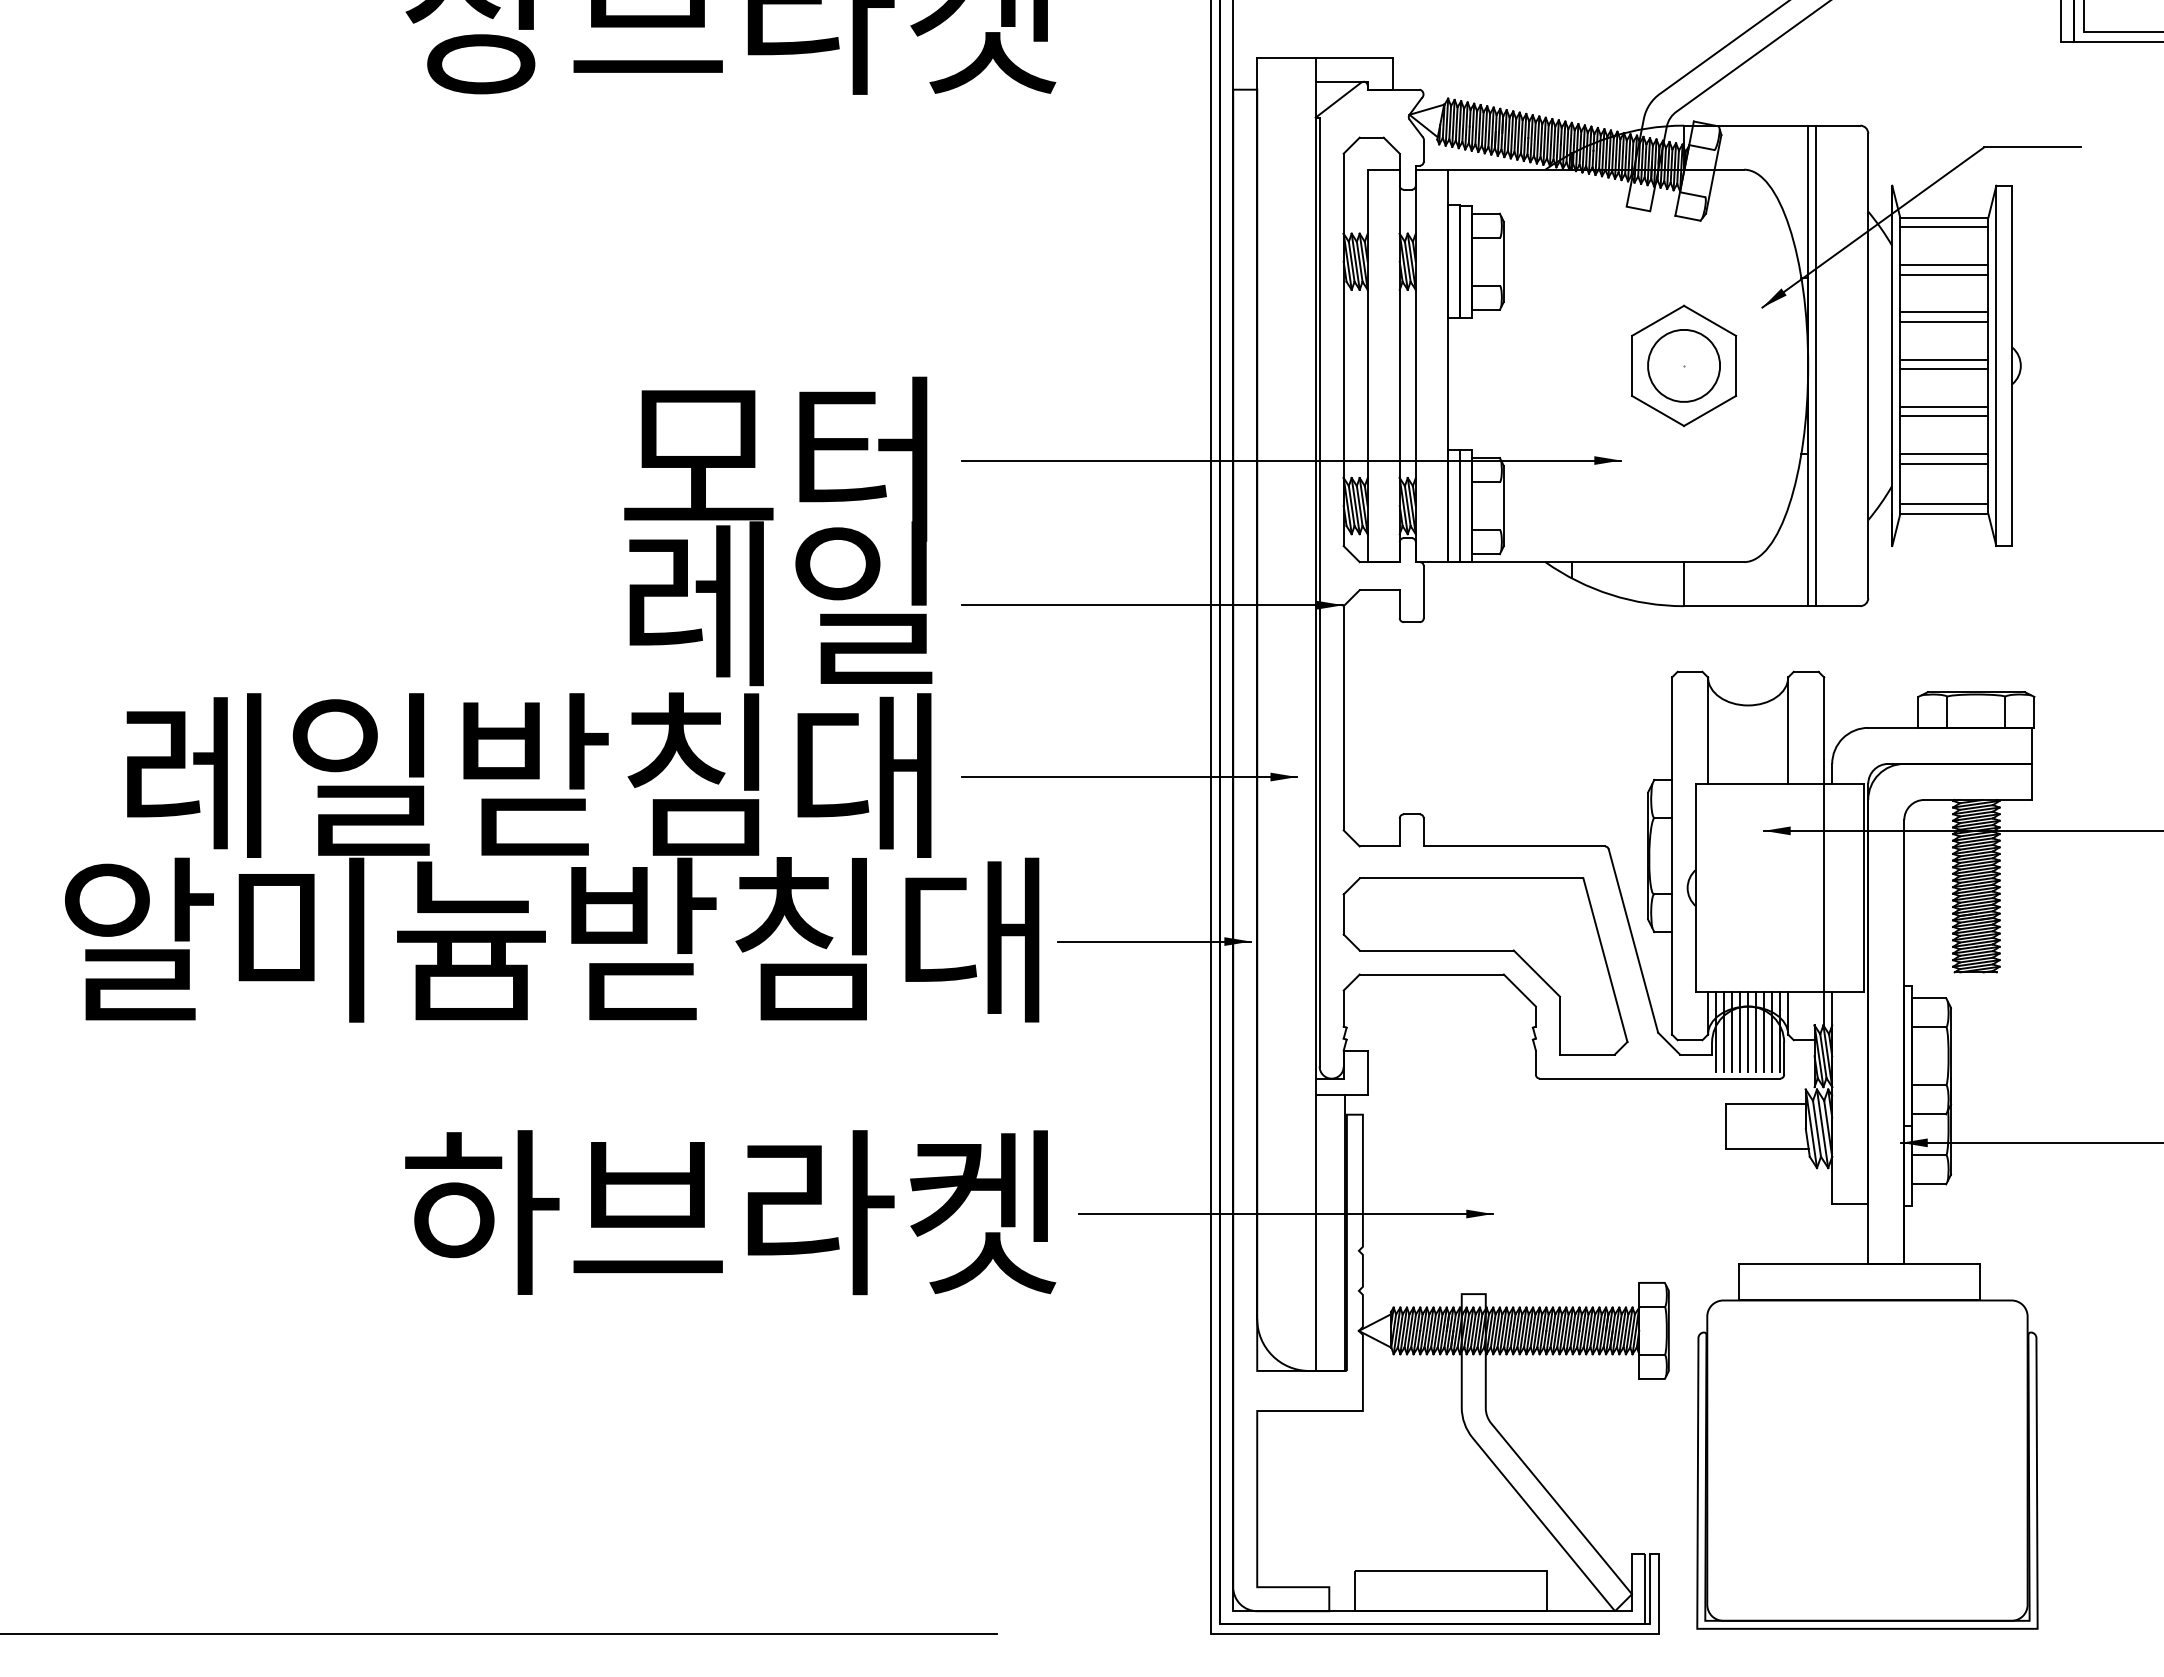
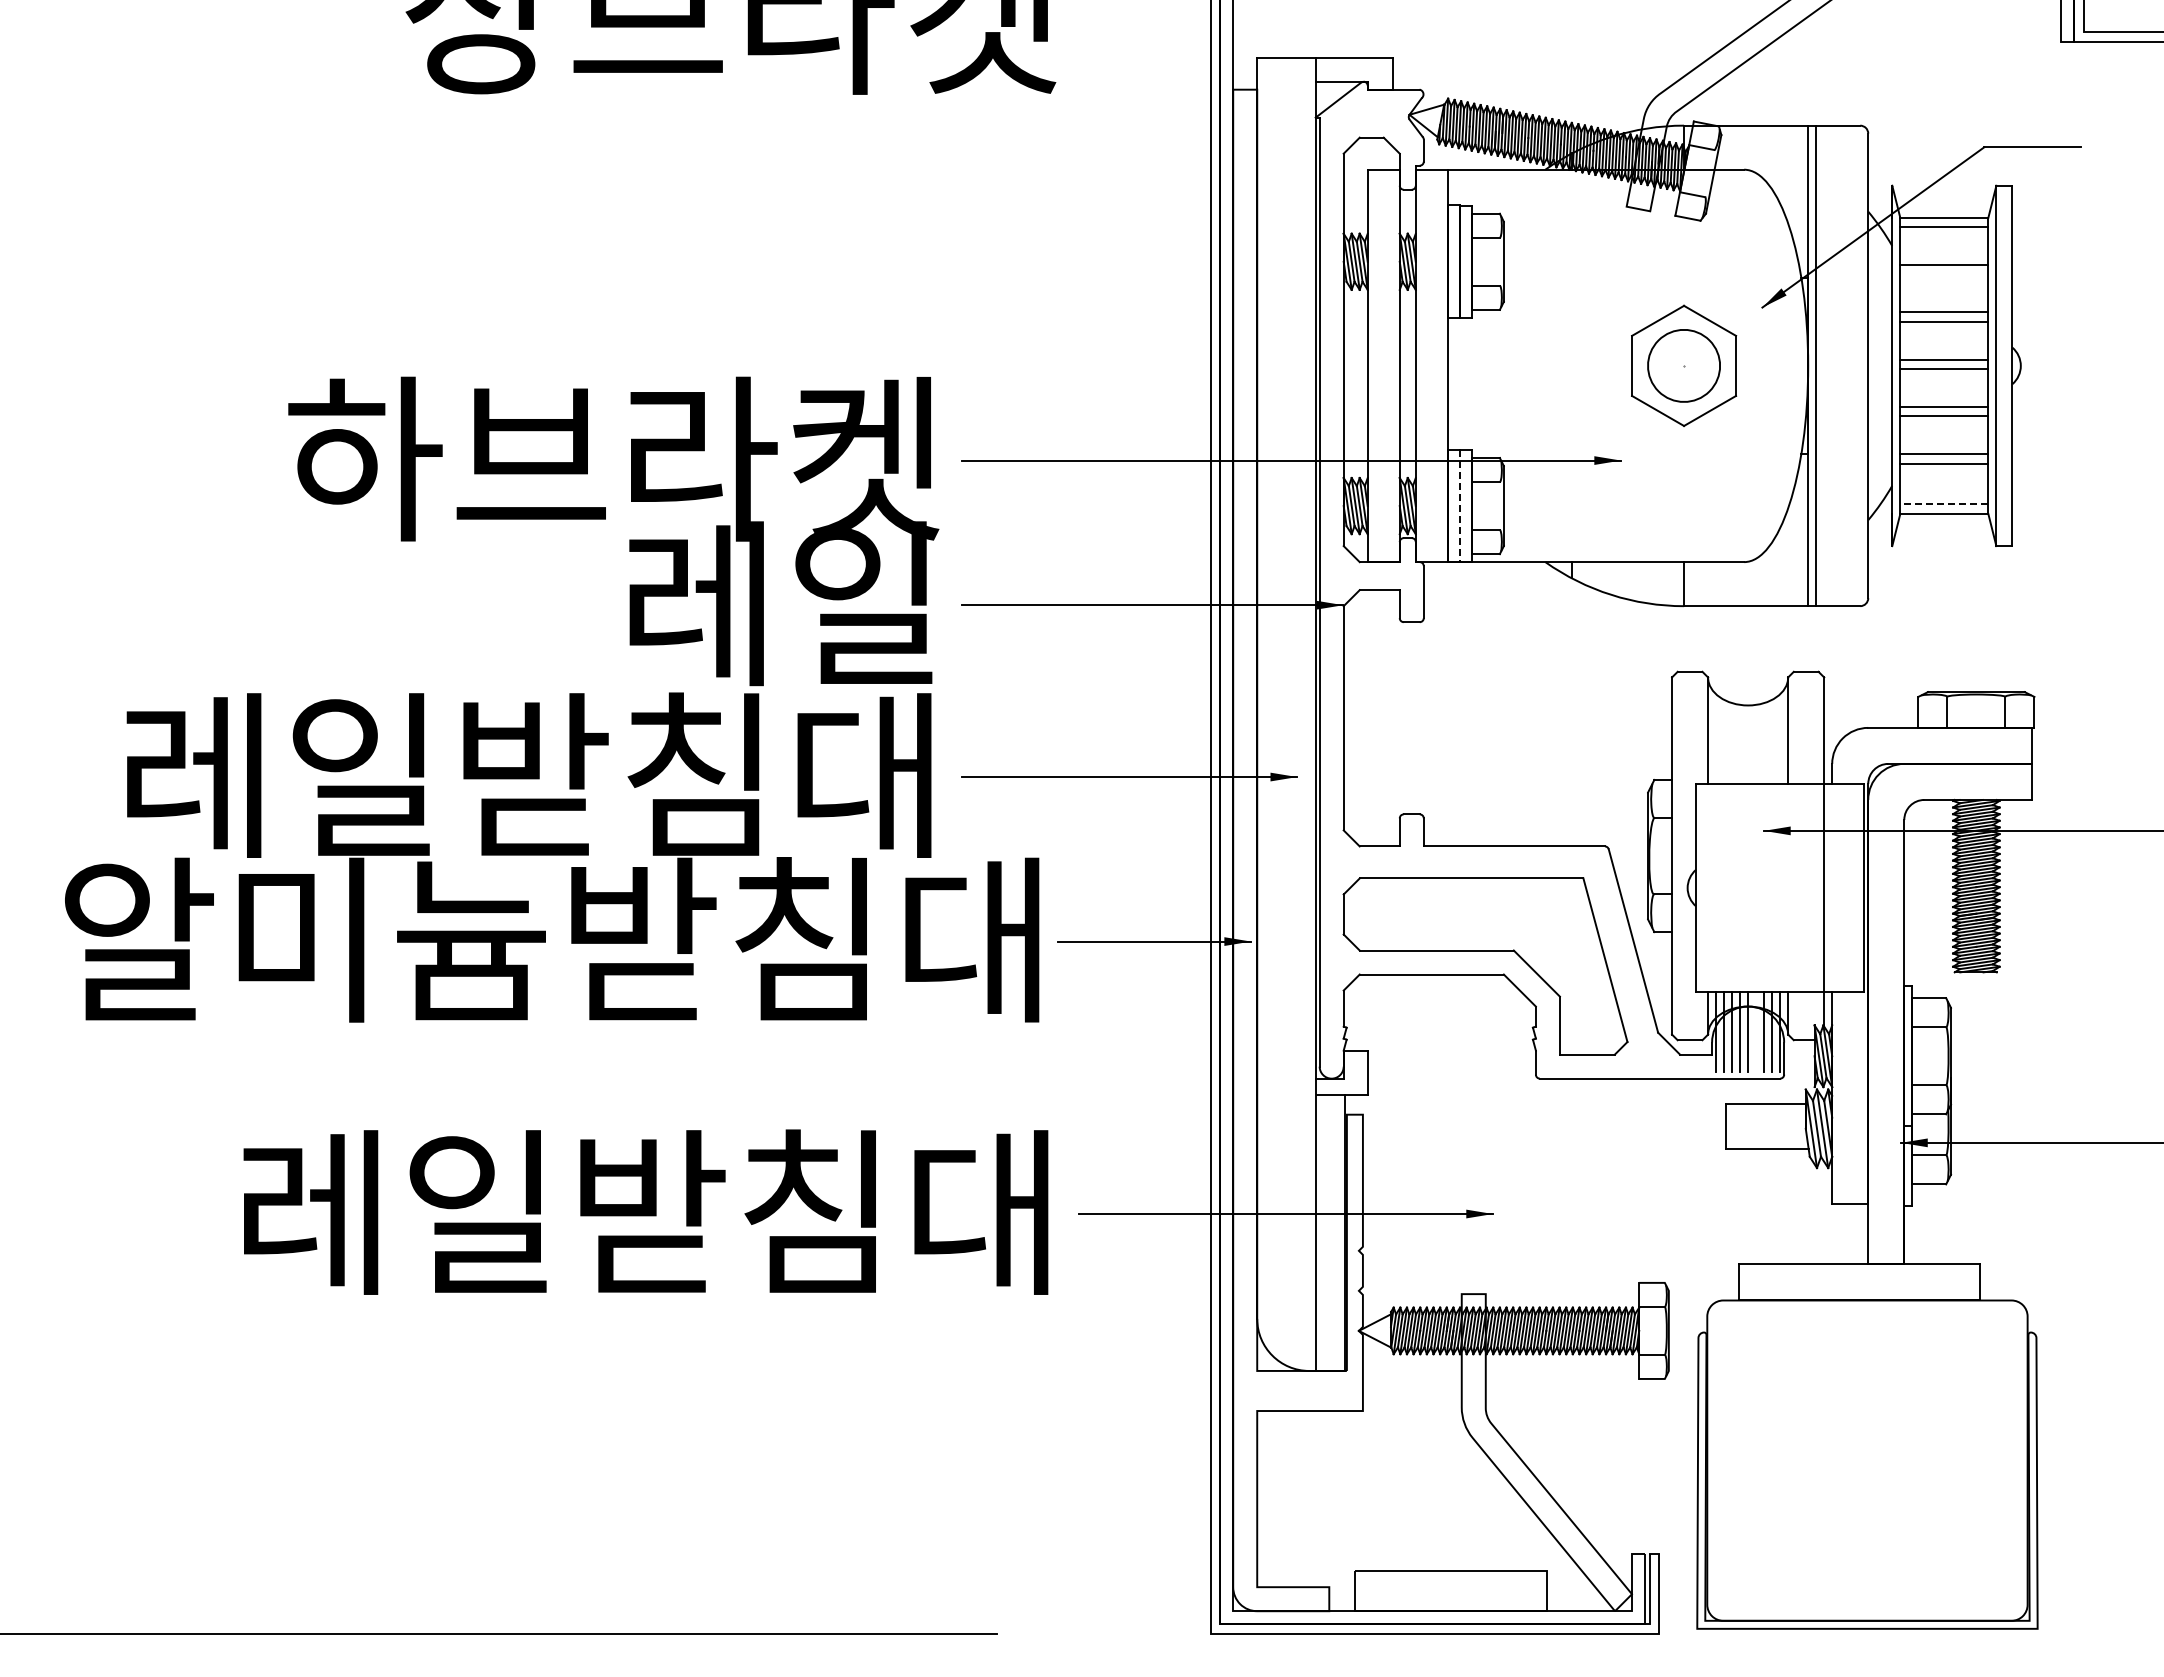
line: present -> none (1944, 274)
text: 모터 -> 하브라켓 (613, 458)
line: solid -> dashed (1943, 504)
line: solid -> dashed (1459, 506)
line: present -> none (1756, 1032)
text: 하브라켓 -> 레일받침대 (649, 1212)
